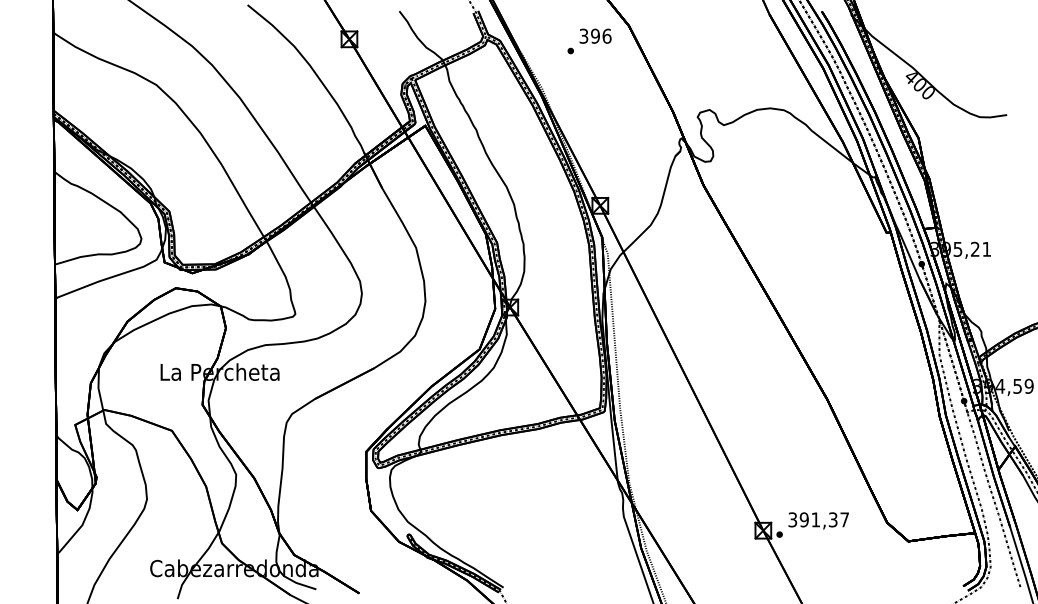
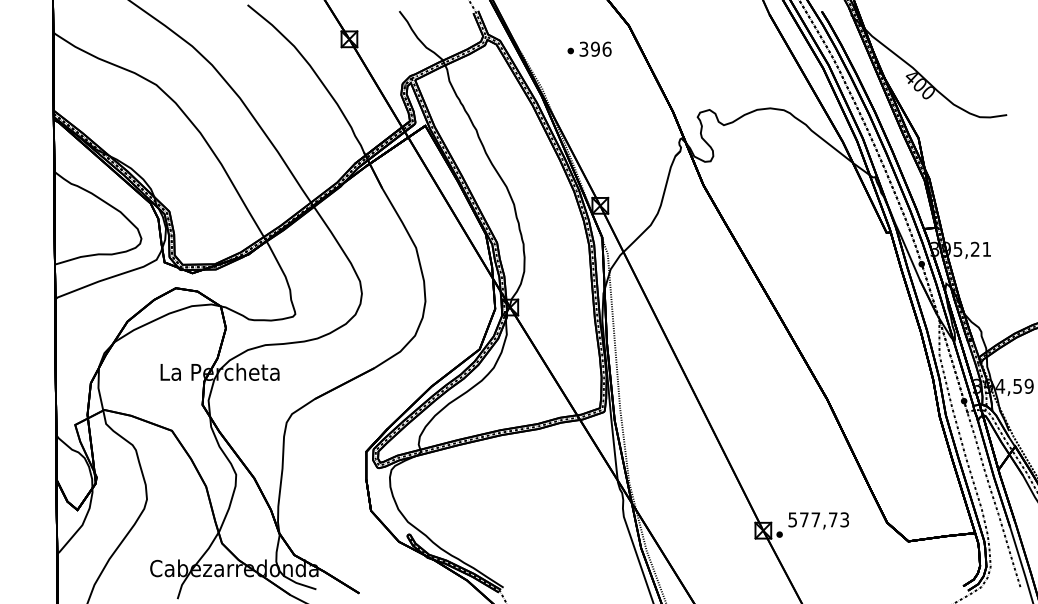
text position: (595, 35) -> (595, 48) (595, 48)
text: 391,37 -> 577,73 (818, 519)
